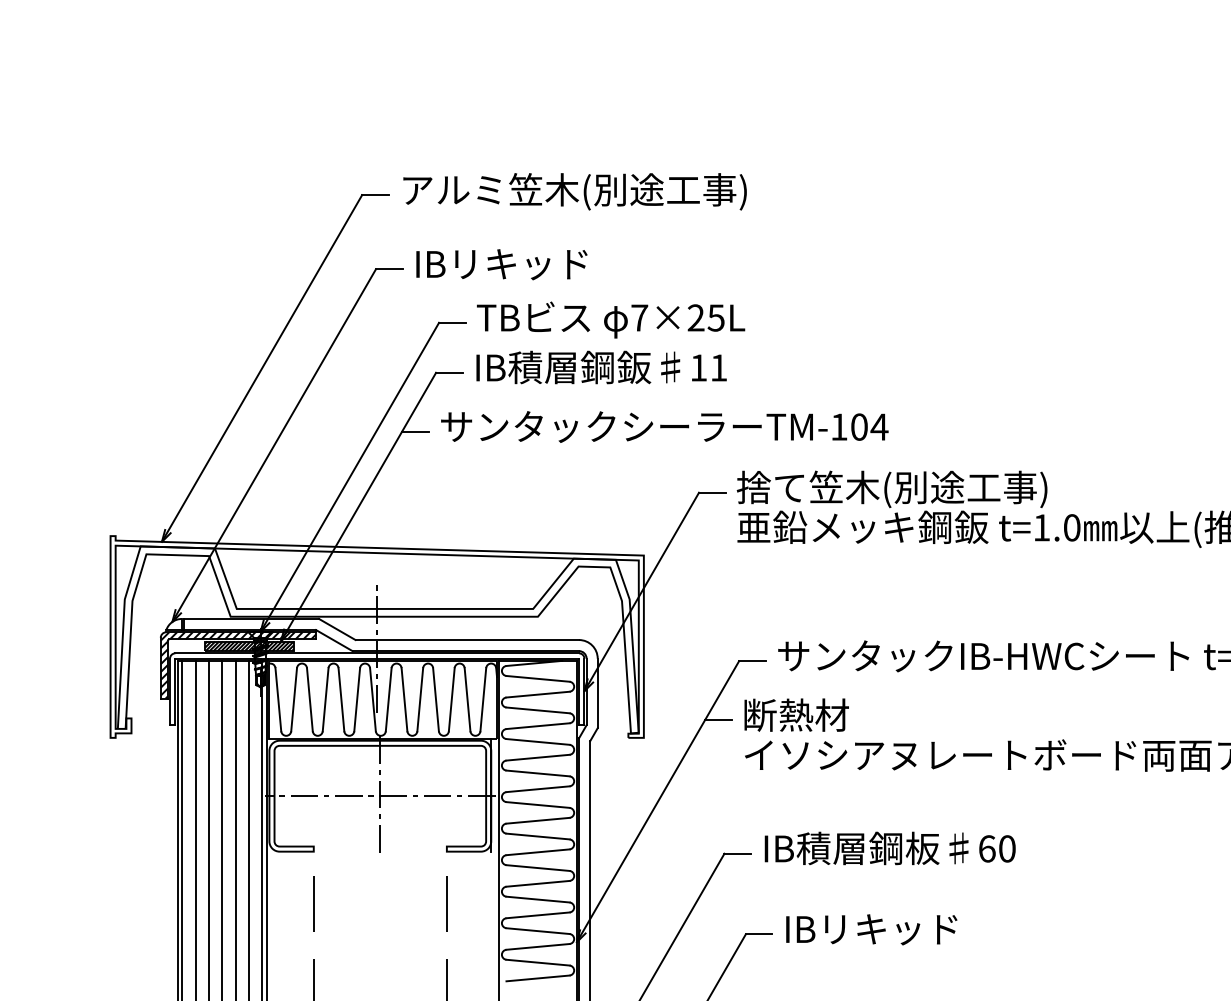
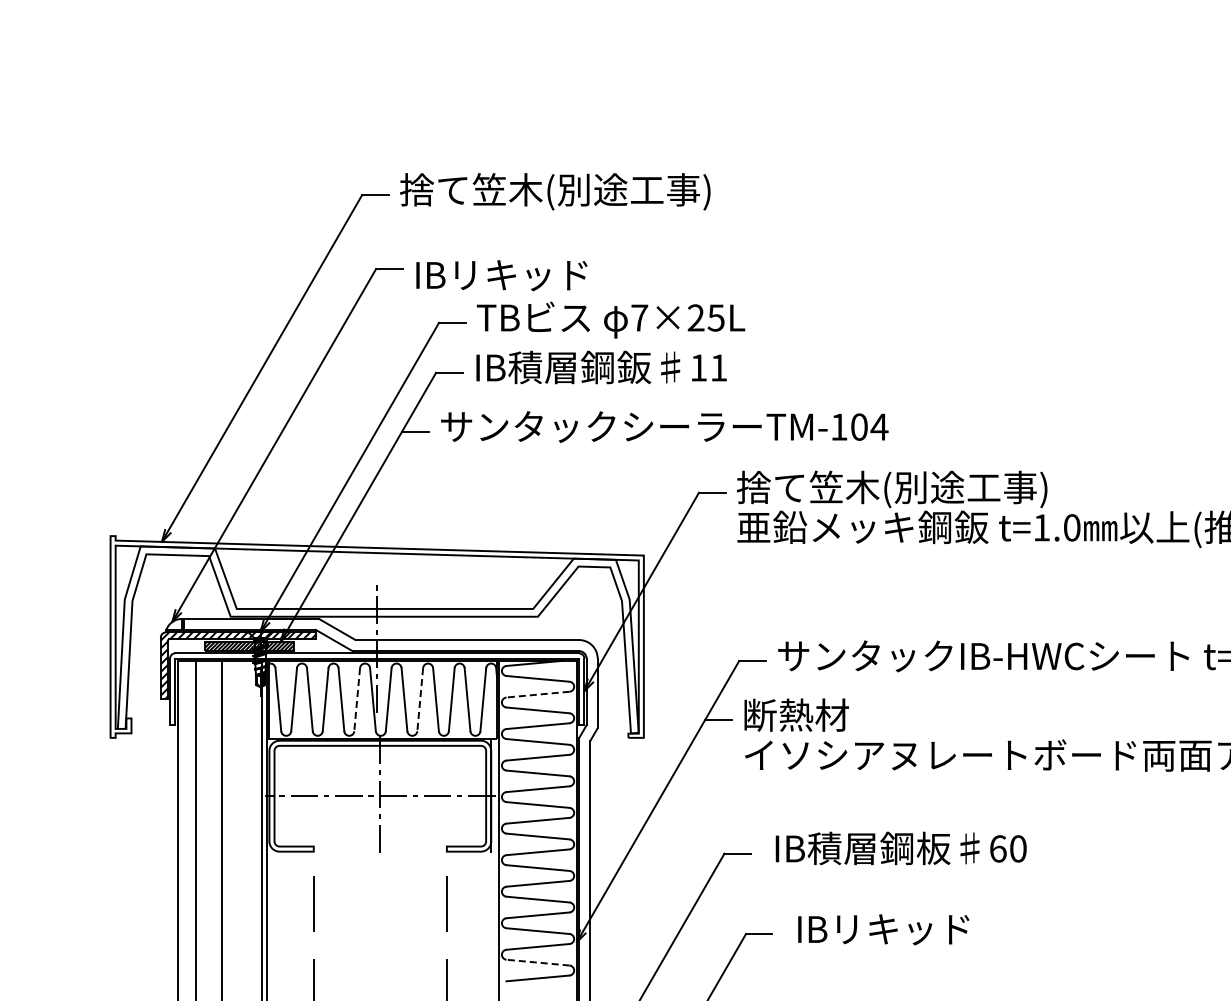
text: アルミ笠木(別途工事) -> 捨て笠木(別途工事) (573, 191)
text position: (501, 264) -> (501, 275) (501, 275)
line: solid -> dashed (538, 694)
line: solid -> dashed (357, 699)
line: solid -> dashed (420, 699)
line: present -> none (182, 828)
line: present -> none (209, 828)
line: present -> none (235, 828)
line: present -> none (249, 828)
text position: (889, 848) -> (900, 848) (900, 848)
text position: (871, 929) -> (883, 929) (883, 929)
line: solid -> dashed (538, 962)
